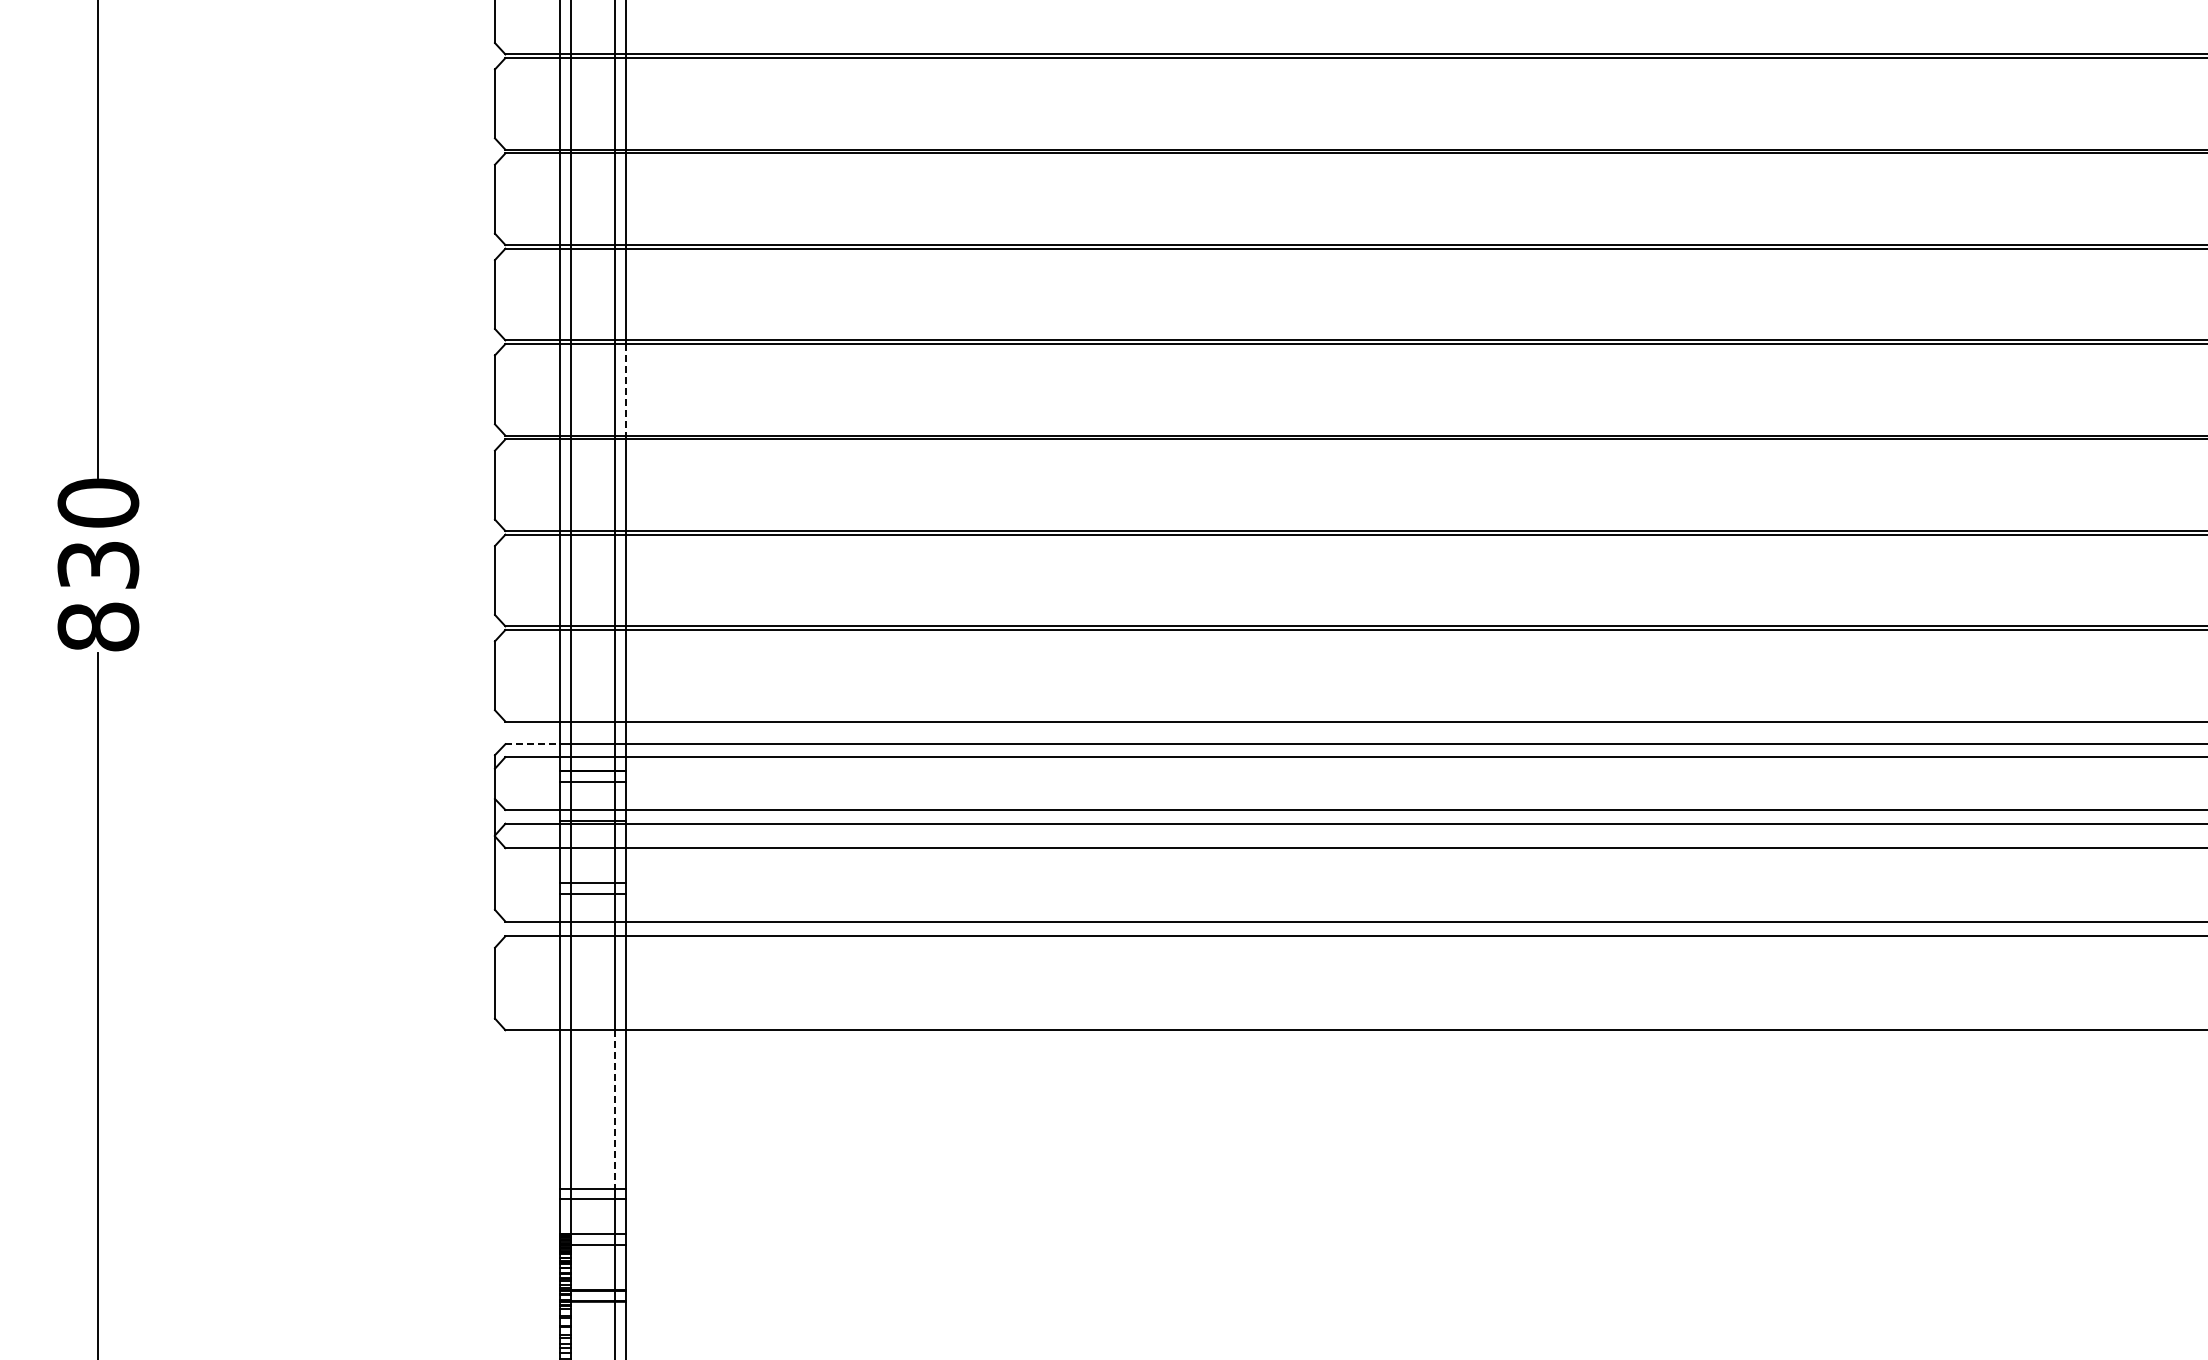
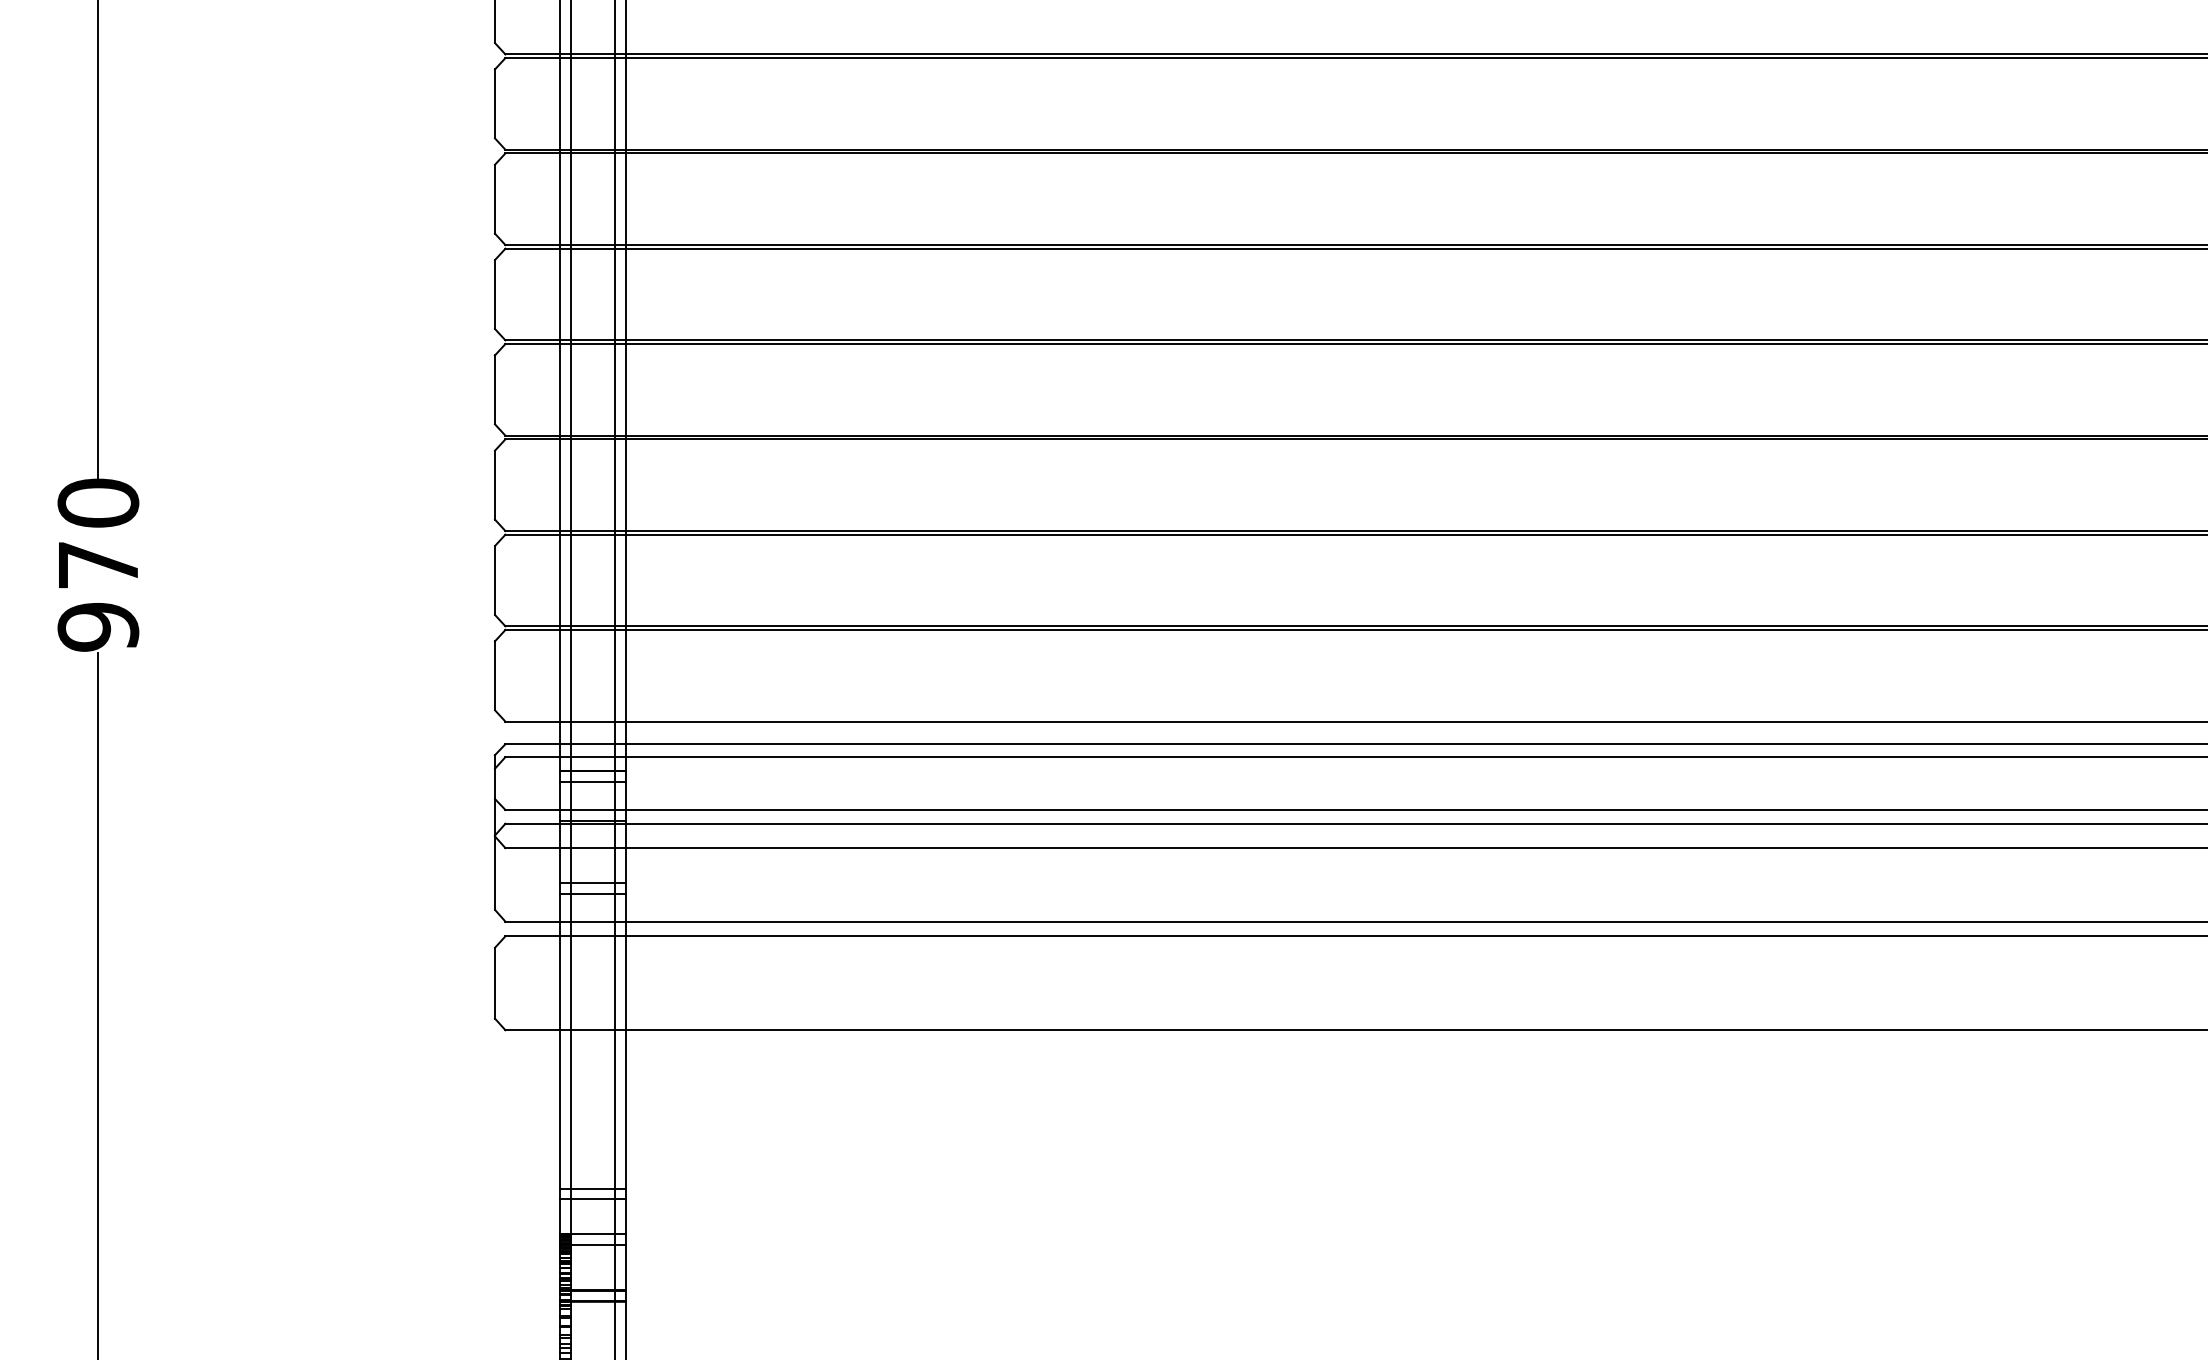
line: dashed -> solid (626, 389)
text: 830 -> 970 (98, 596)
line: dashed -> solid (533, 744)
line: dashed -> solid (615, 1109)
